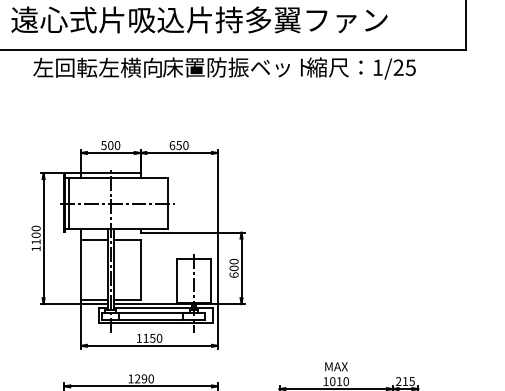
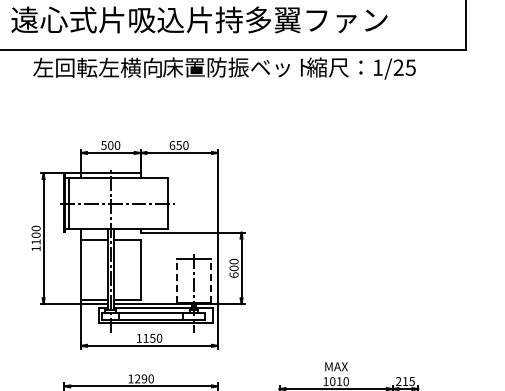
line: solid -> dashed (177, 281)
line: solid -> dashed (210, 281)
